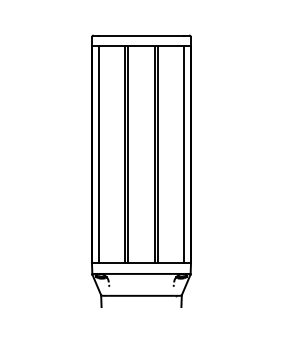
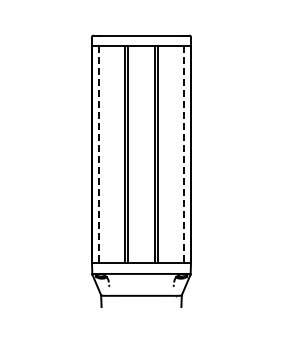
line: solid -> dashed (98, 155)
line: solid -> dashed (184, 155)
